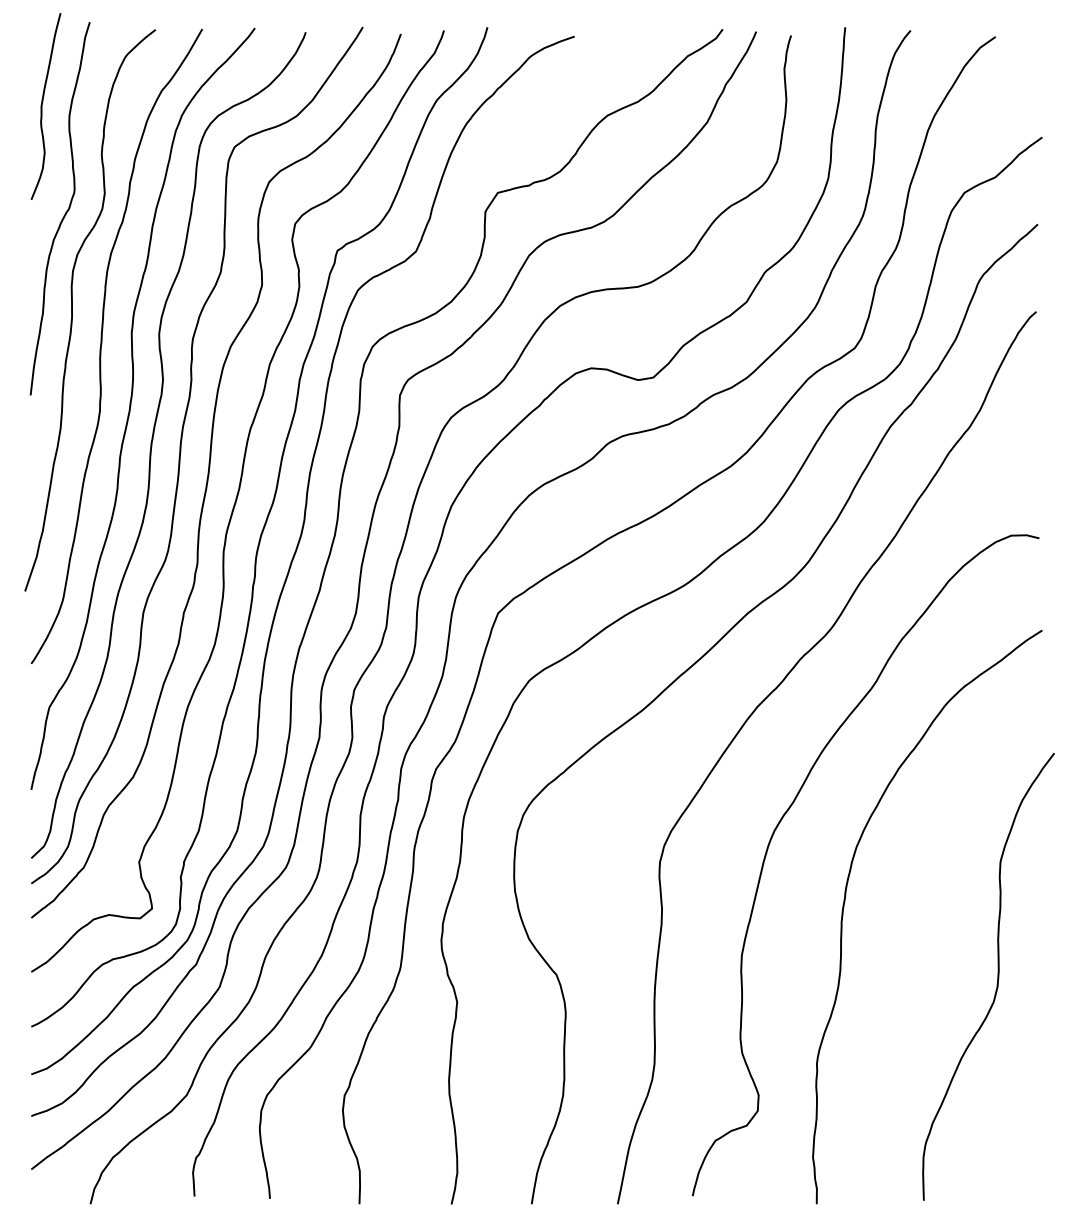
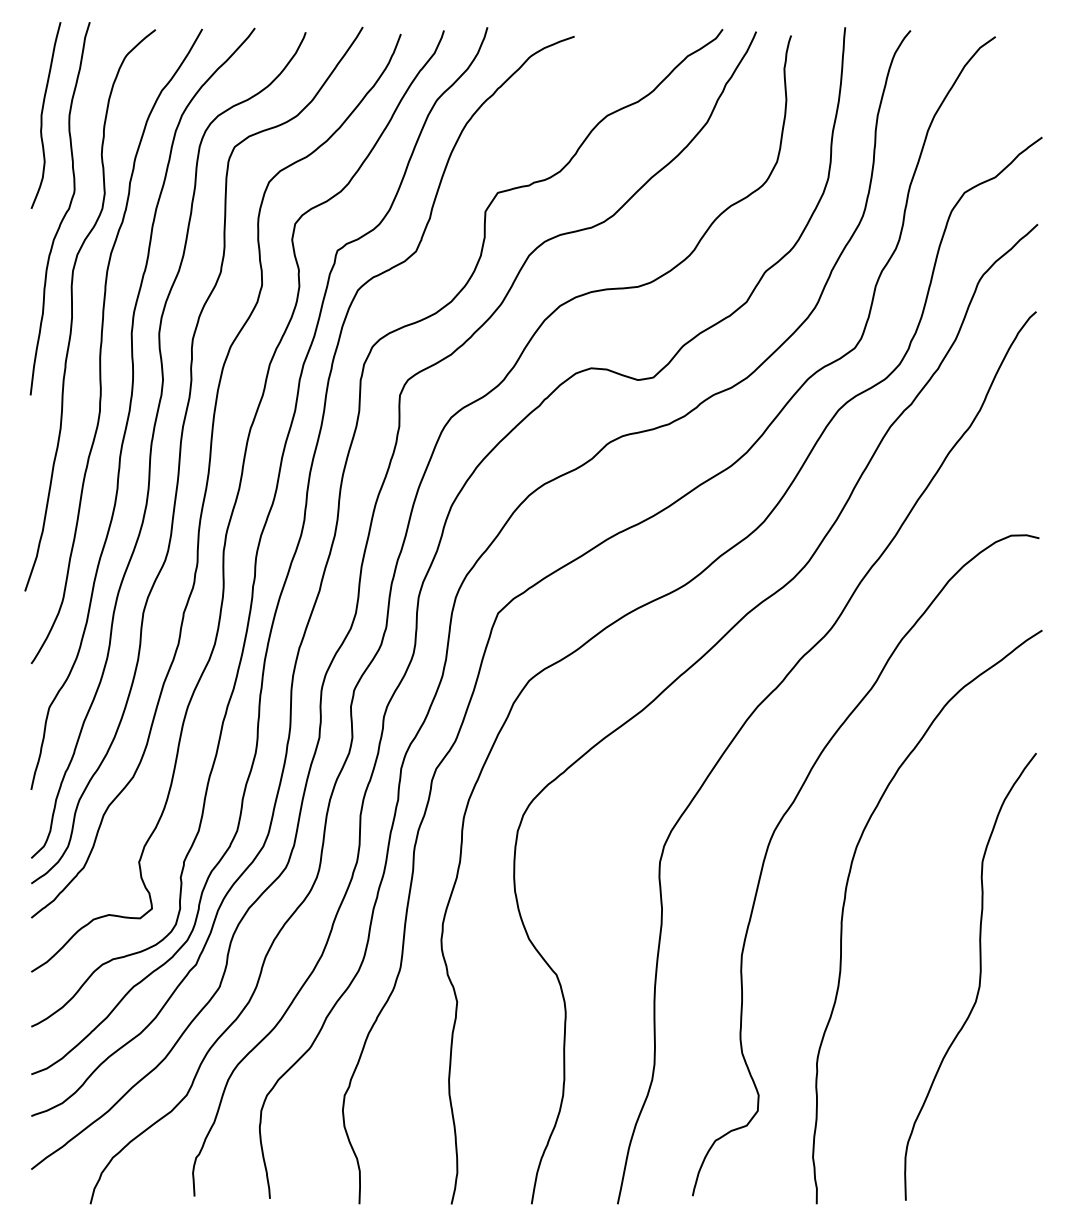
curve position: (42, 106) -> (42, 115) (42, 115)
curve position: (997, 976) -> (979, 976) (979, 976)
